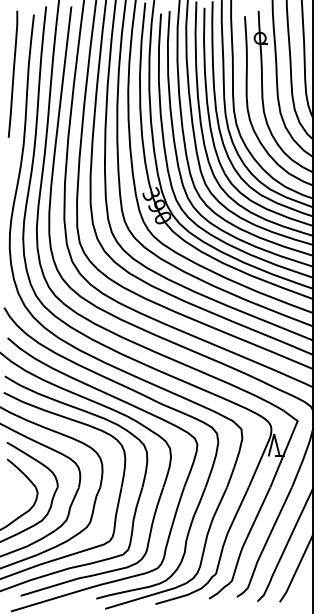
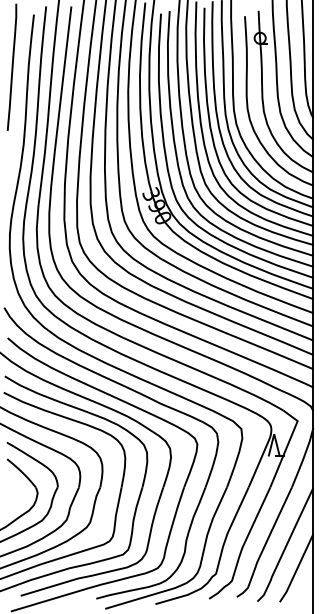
line position: (12, 73) -> (11, 66) (11, 66)
